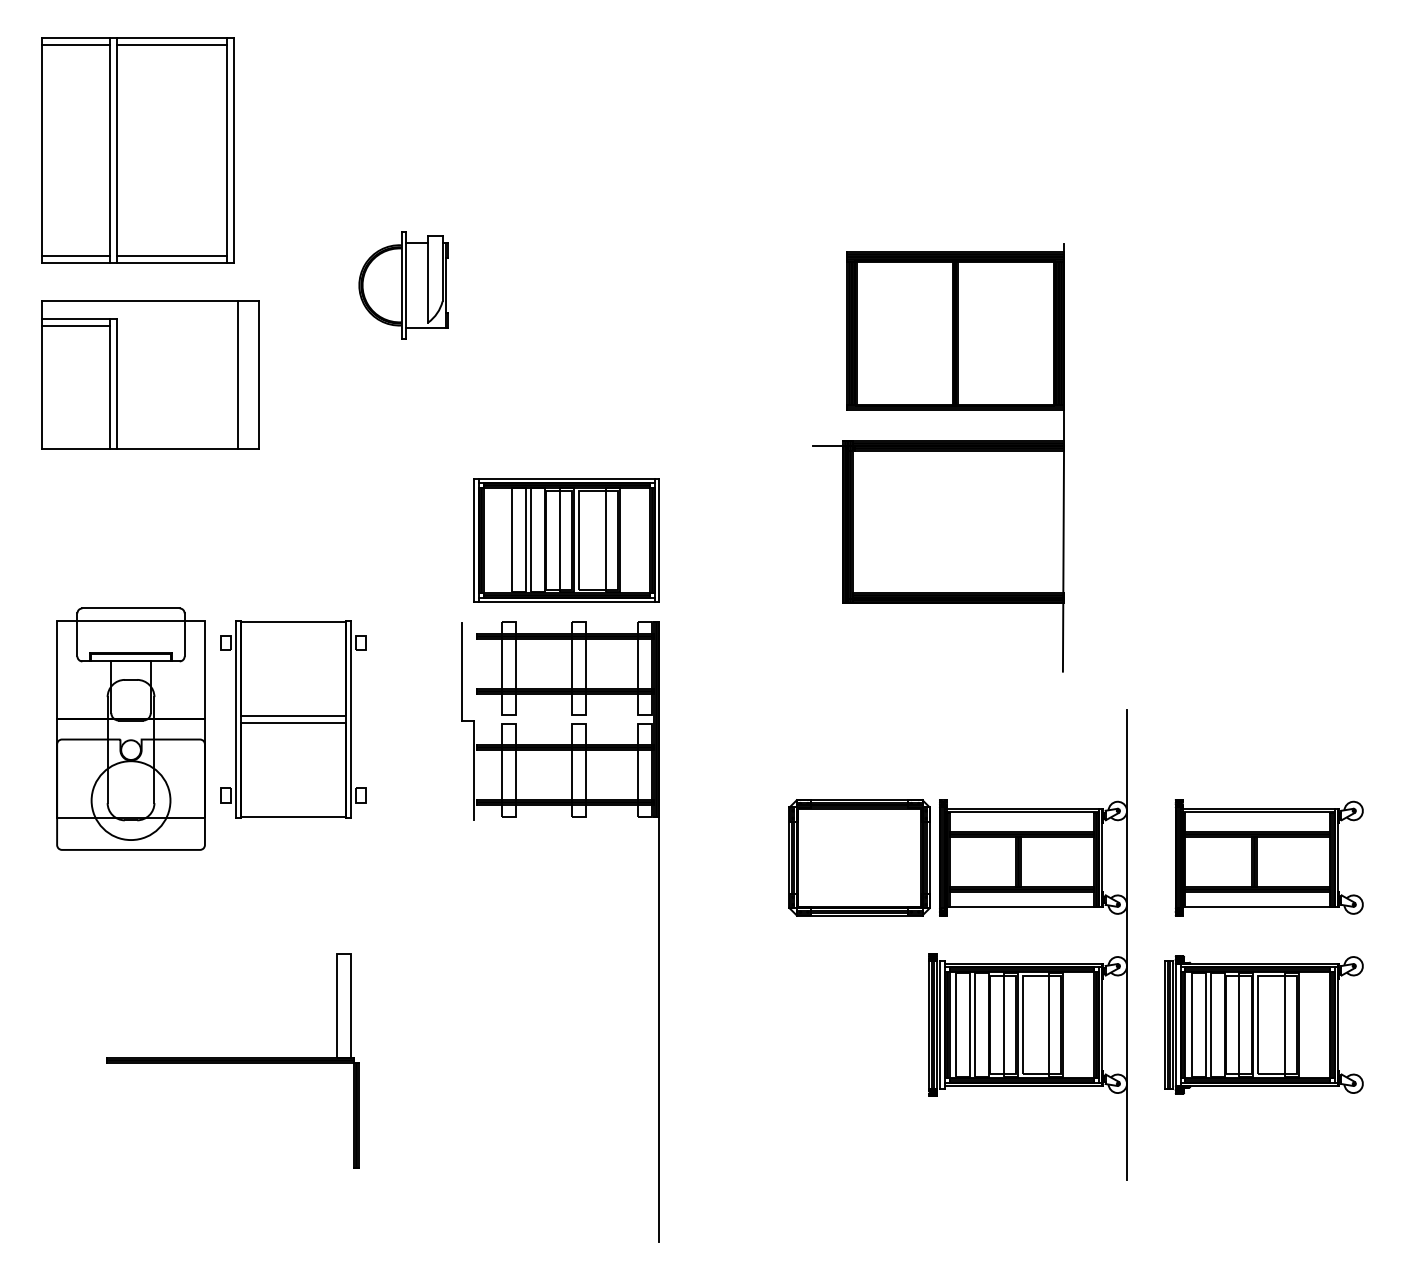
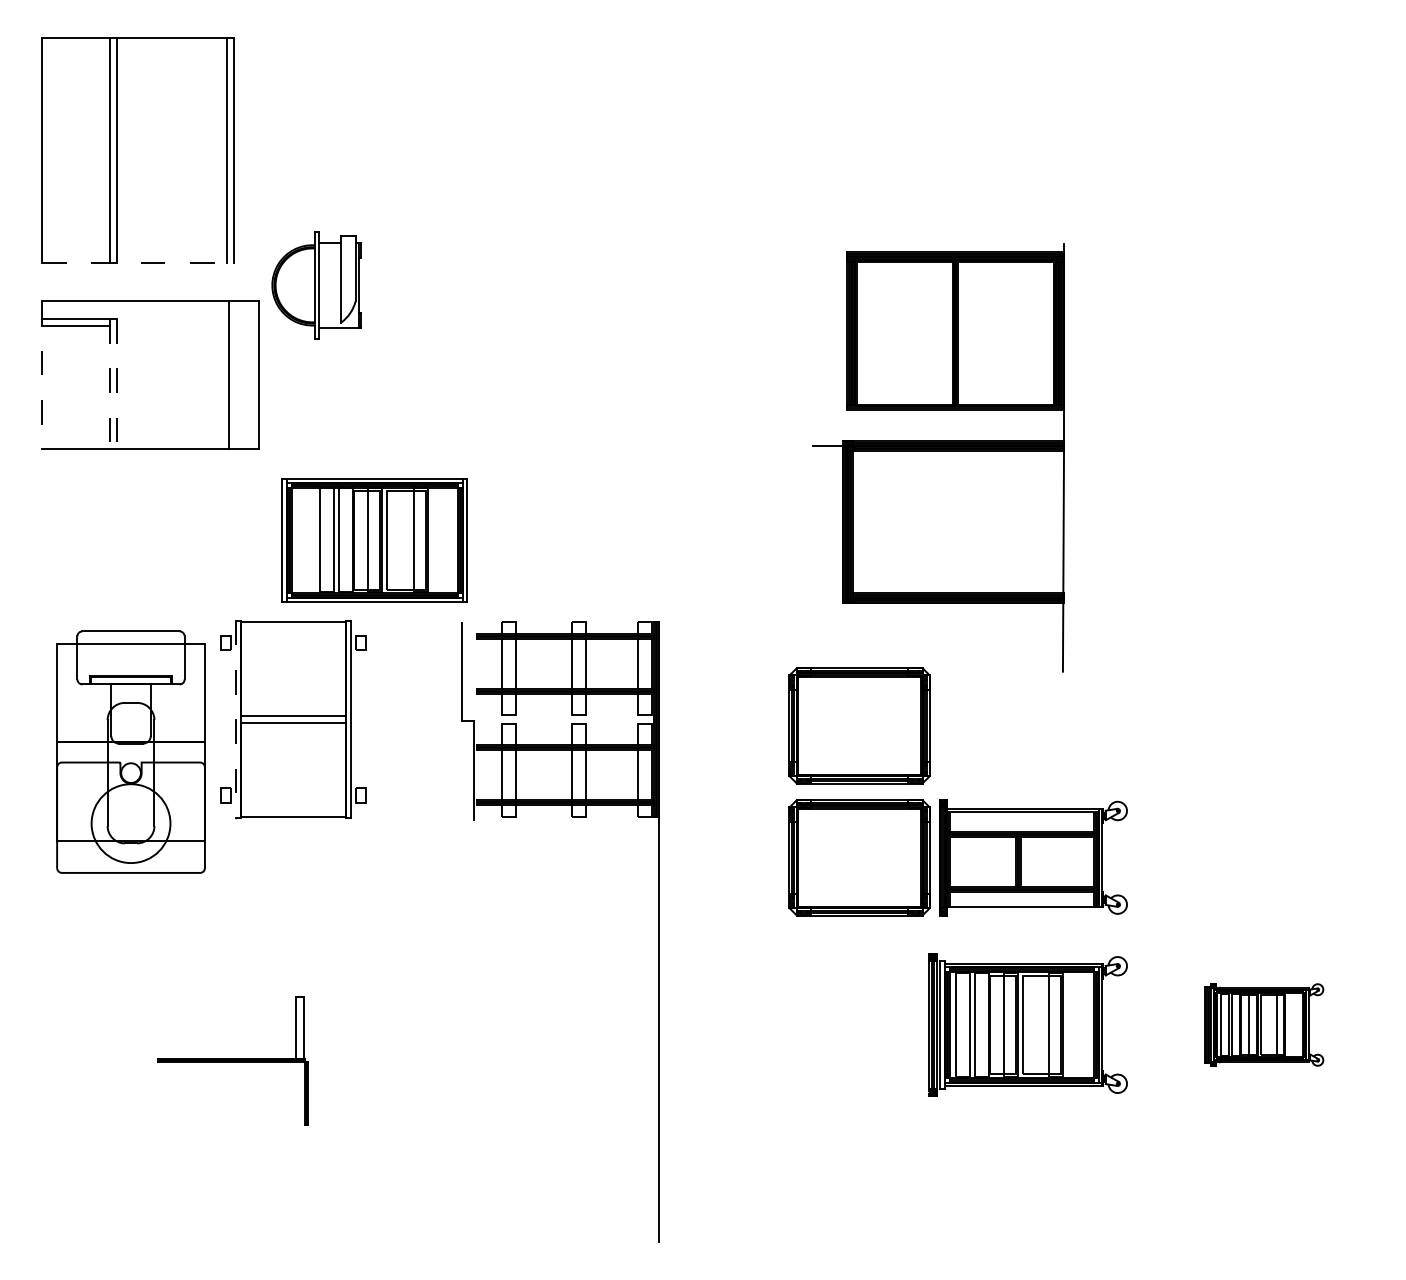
line: present -> none (75, 45)
line: present -> none (171, 45)
line: present -> none (75, 255)
line: present -> none (171, 255)
line: solid -> dashed (138, 262)
part position: (403, 285) -> (316, 285) (316, 285)
line: solid -> dashed (42, 375)
line position: (238, 375) -> (229, 375) (229, 375)
line: solid -> dashed (109, 384)
line: solid -> dashed (116, 384)
part position: (566, 540) -> (374, 540) (374, 540)
line: solid -> dashed (236, 719)
part: none -> present (859, 725)
part position: (130, 728) -> (130, 751) (130, 751)
part: present -> none (1268, 857)
line: present -> none (1127, 945)
part size: 200x140 px -> 121x84 px (1264, 1024)
part size: 254x216 px -> 152x130 px (232, 1060)
